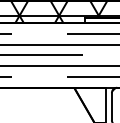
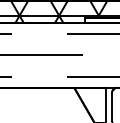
line: present -> none (59, 44)
line: present -> none (59, 66)
